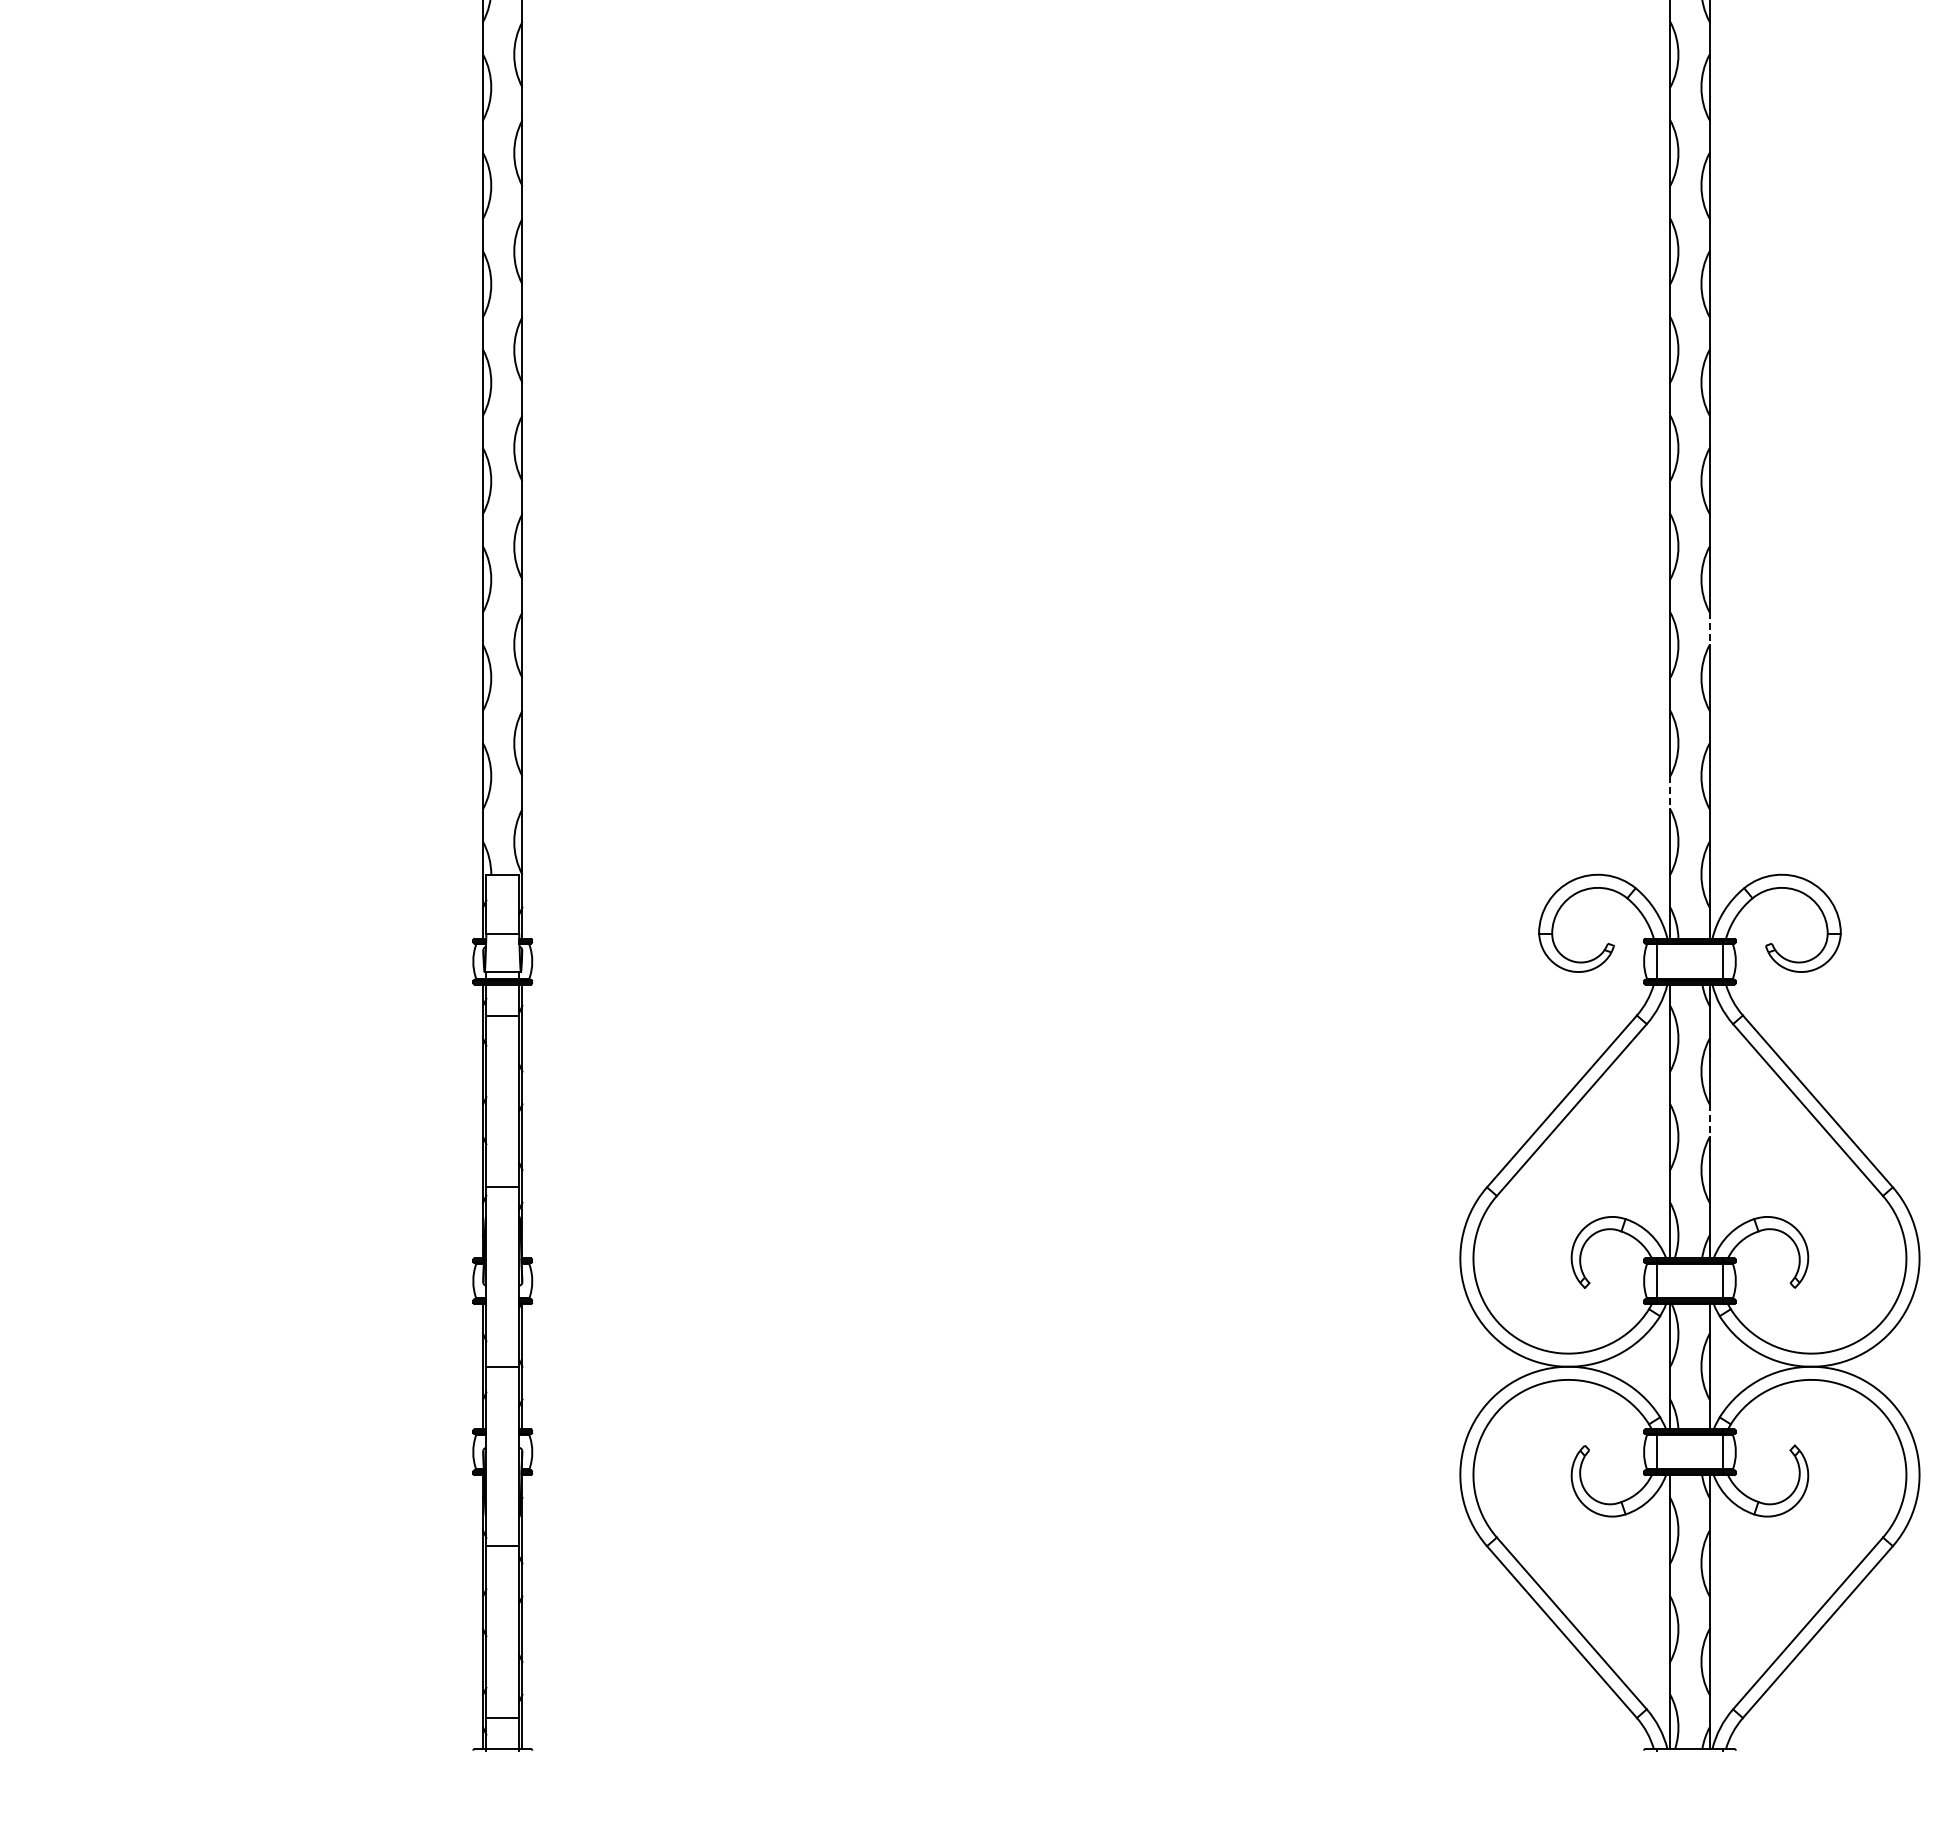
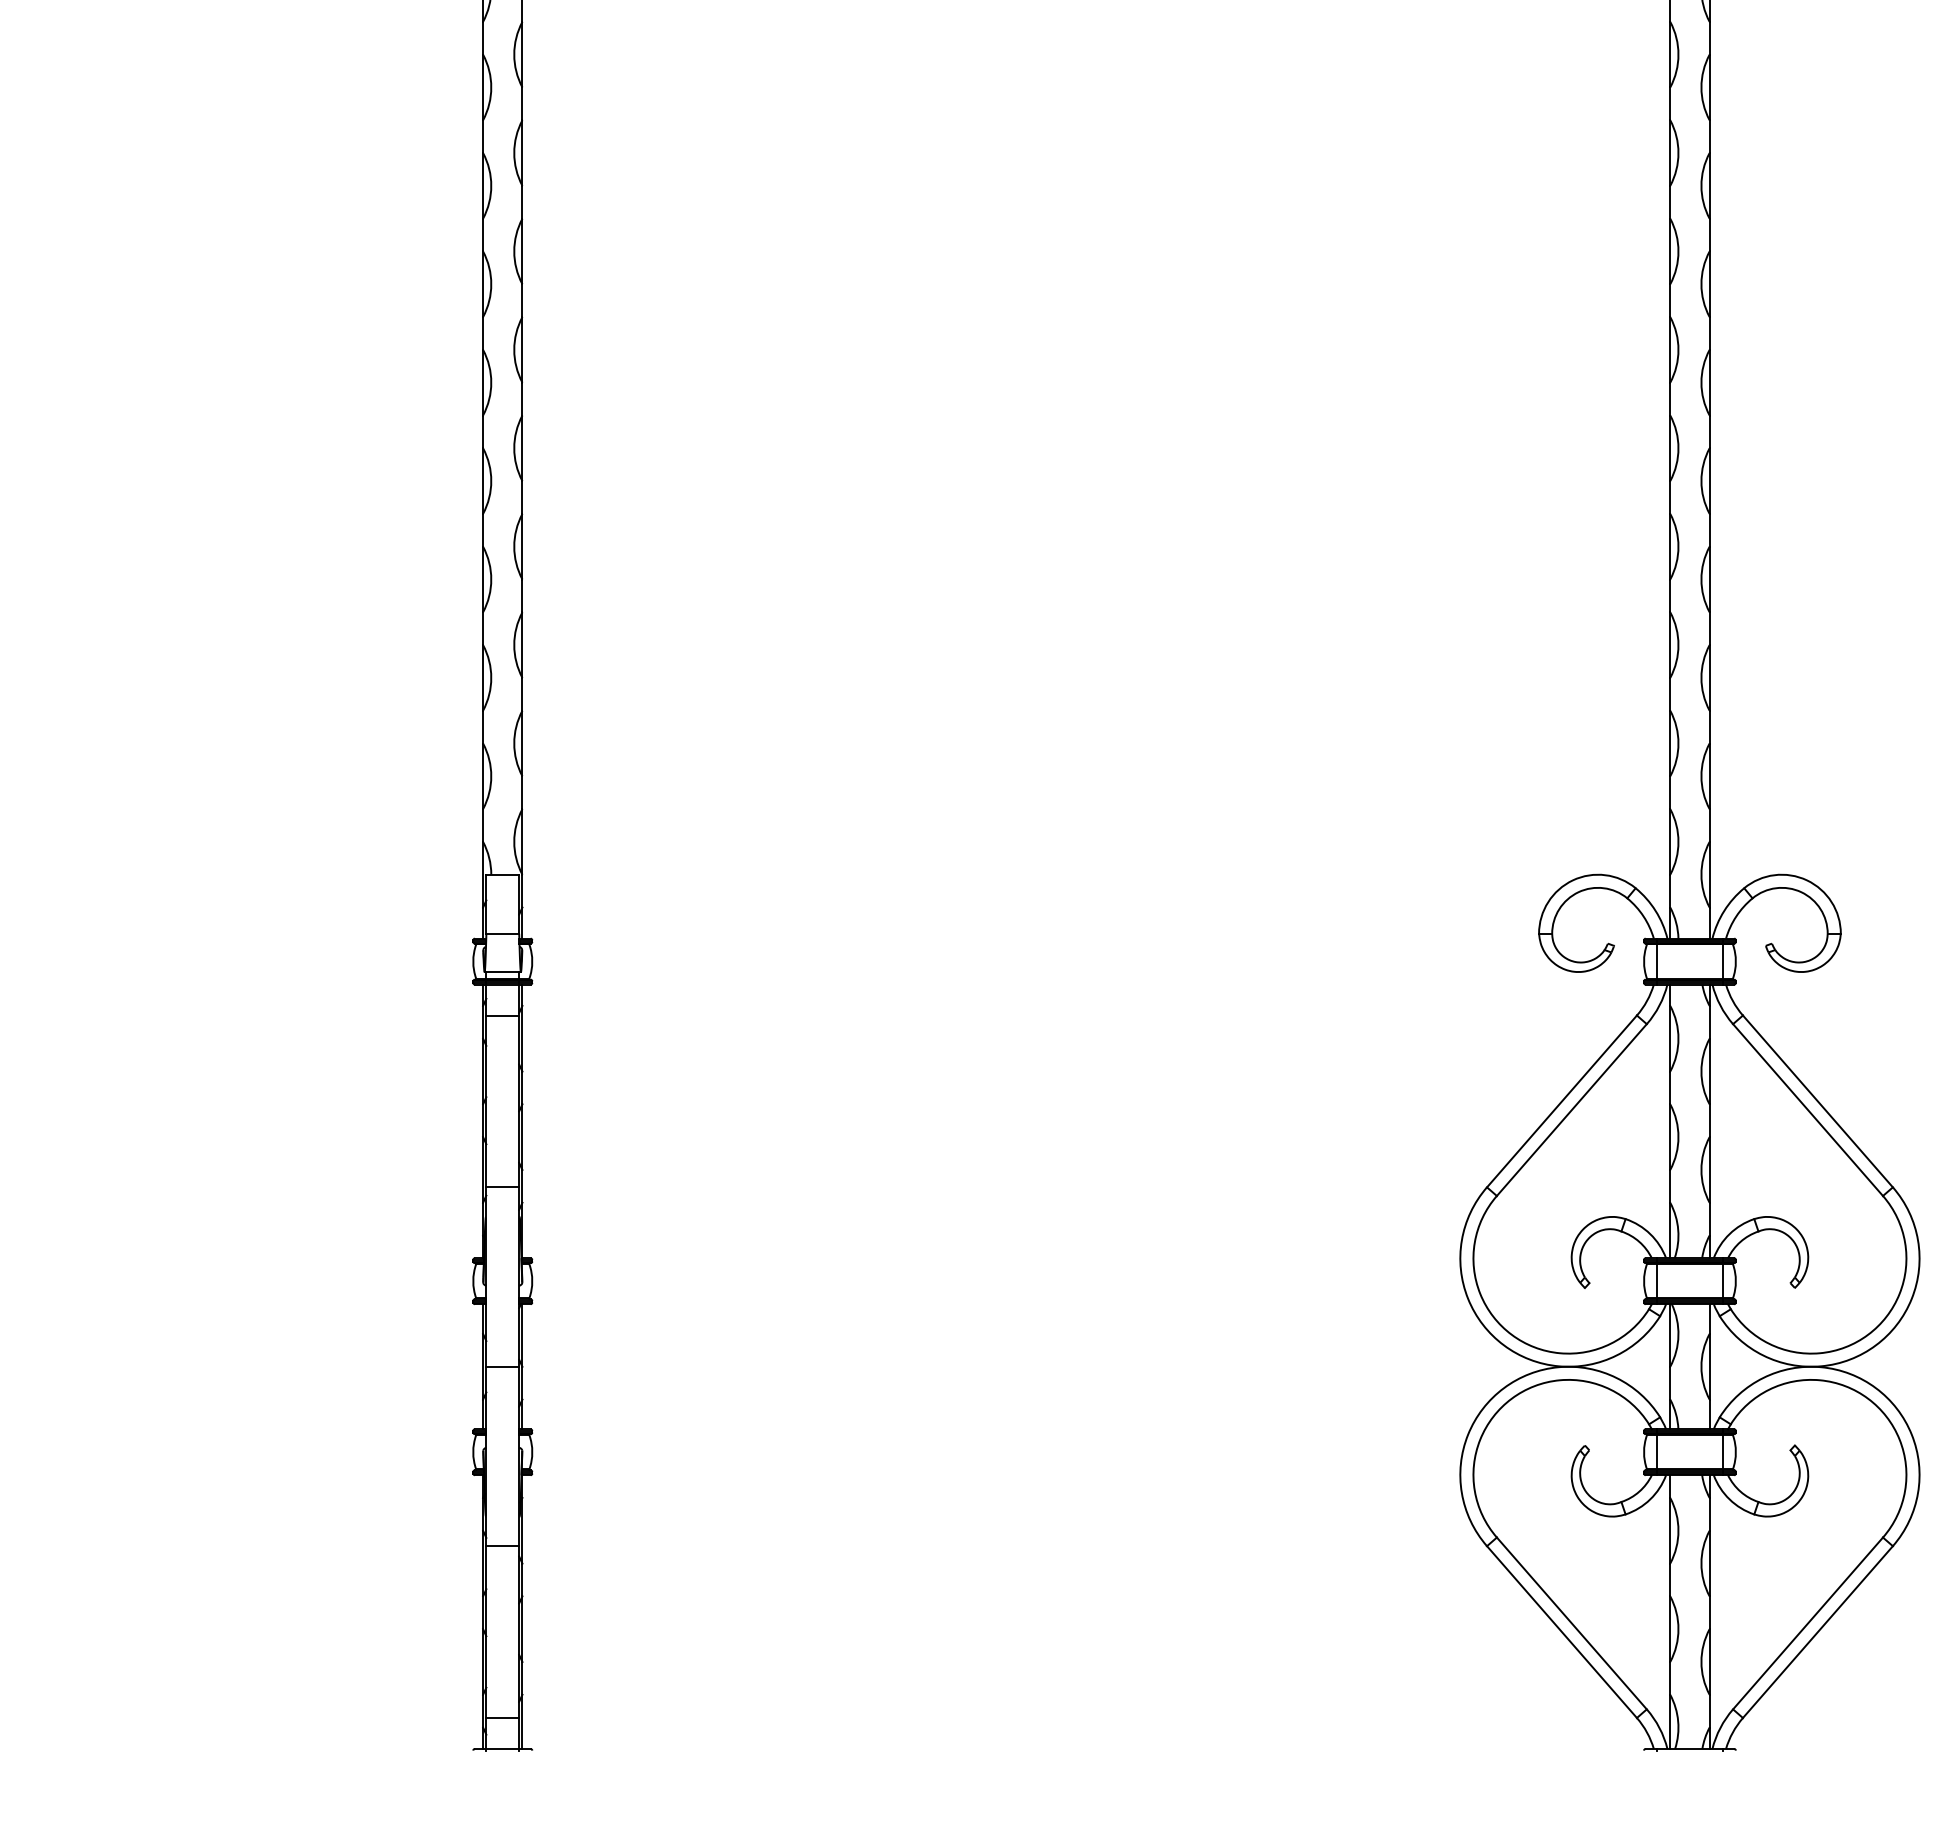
line: dashed -> solid (1709, 629)
line: dashed -> solid (1670, 793)
line: dashed -> solid (1709, 1121)
